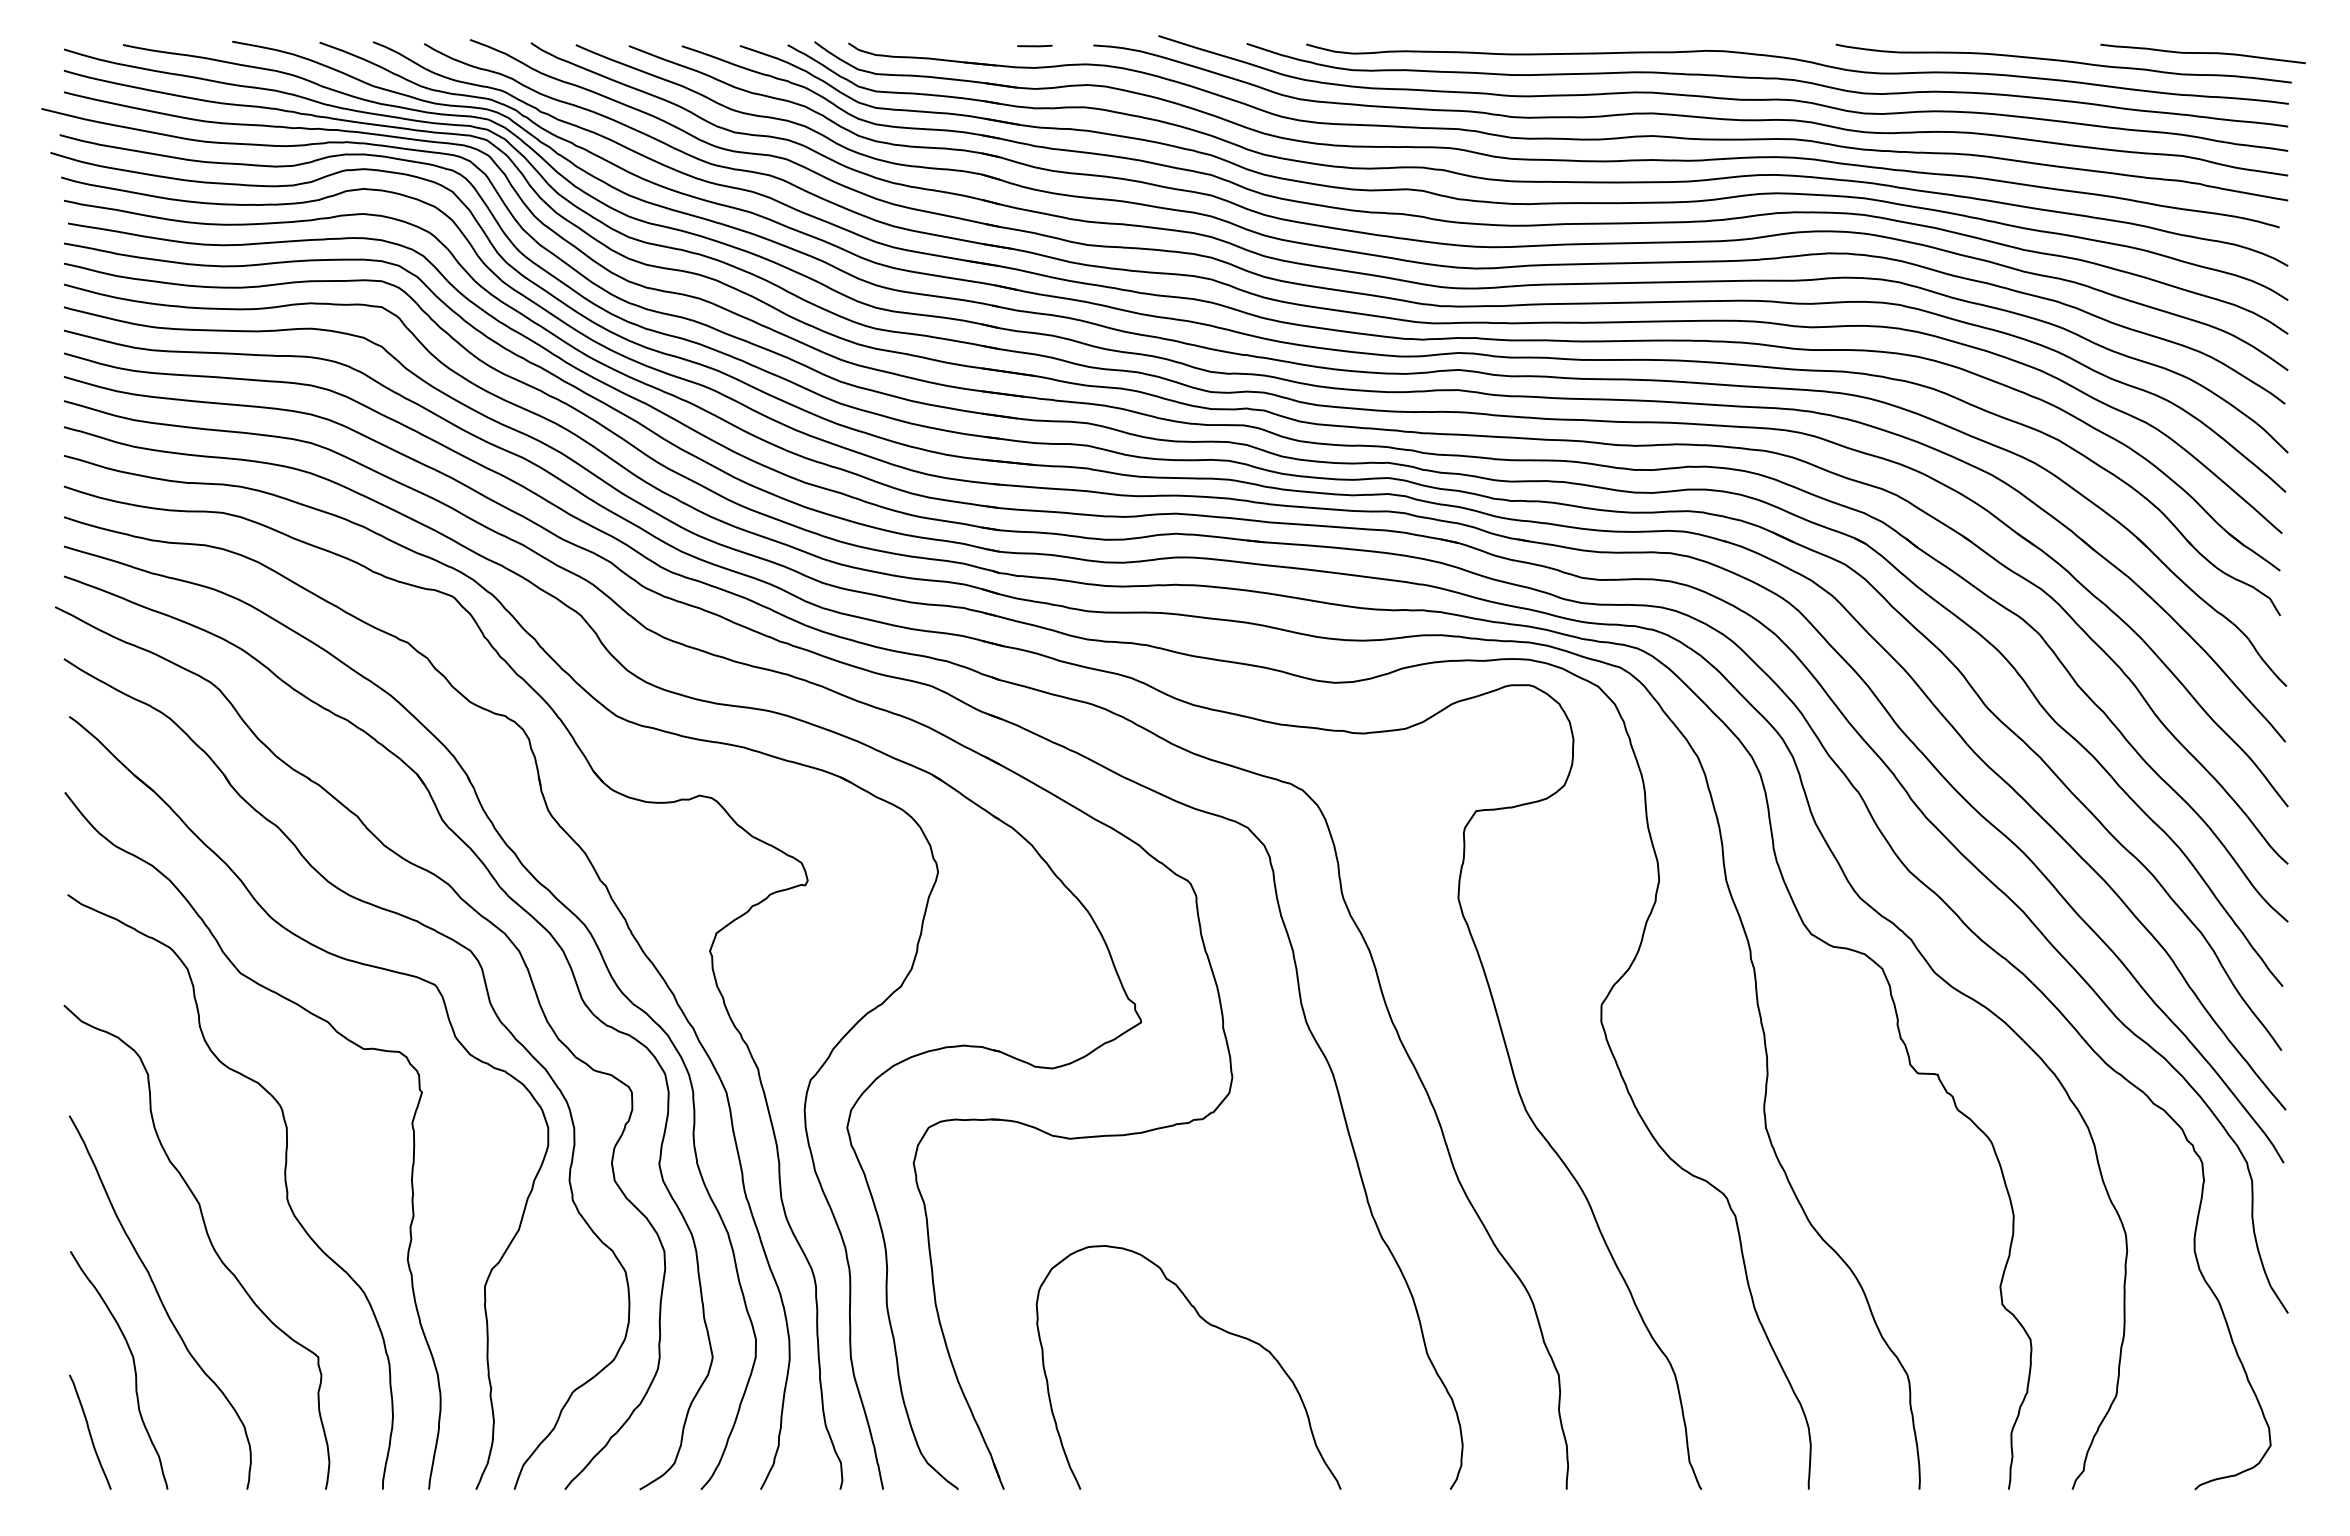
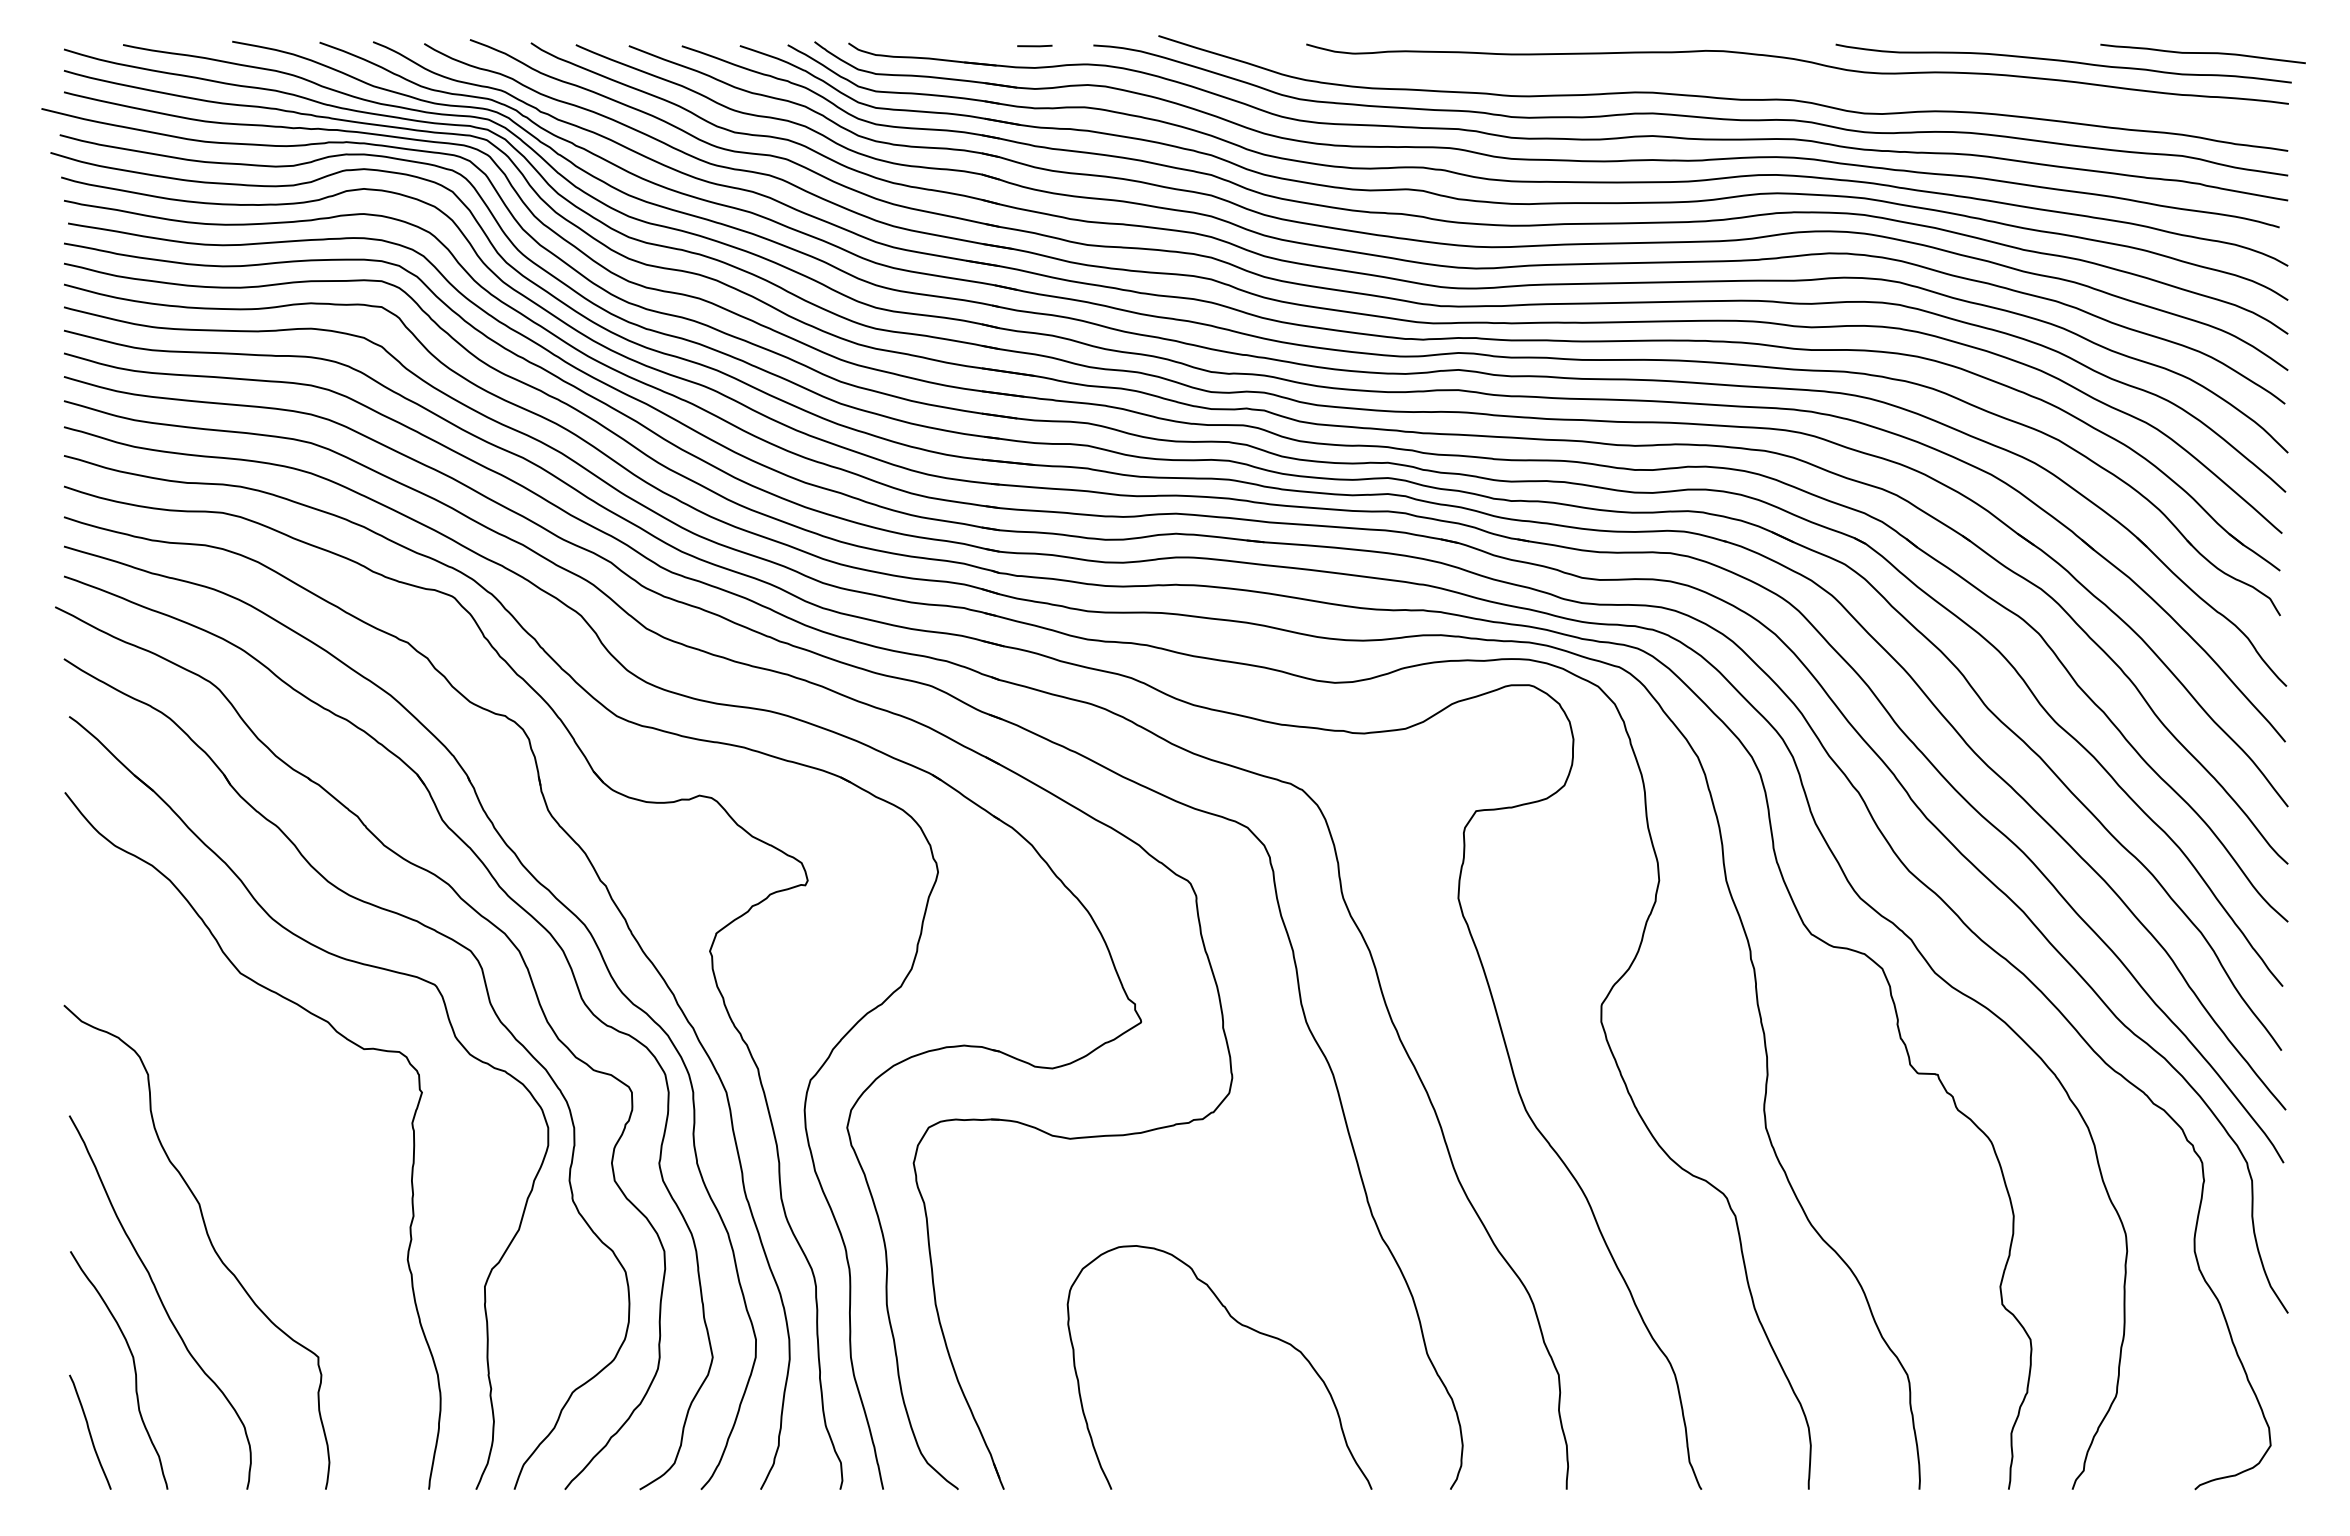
curve: present -> none (1767, 79)
curve: present -> none (284, 1182)
curve position: (1211, 1326) -> (1242, 1326) (1242, 1326)
